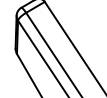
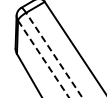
line: solid -> dashed (54, 55)
line: solid -> dashed (43, 58)
